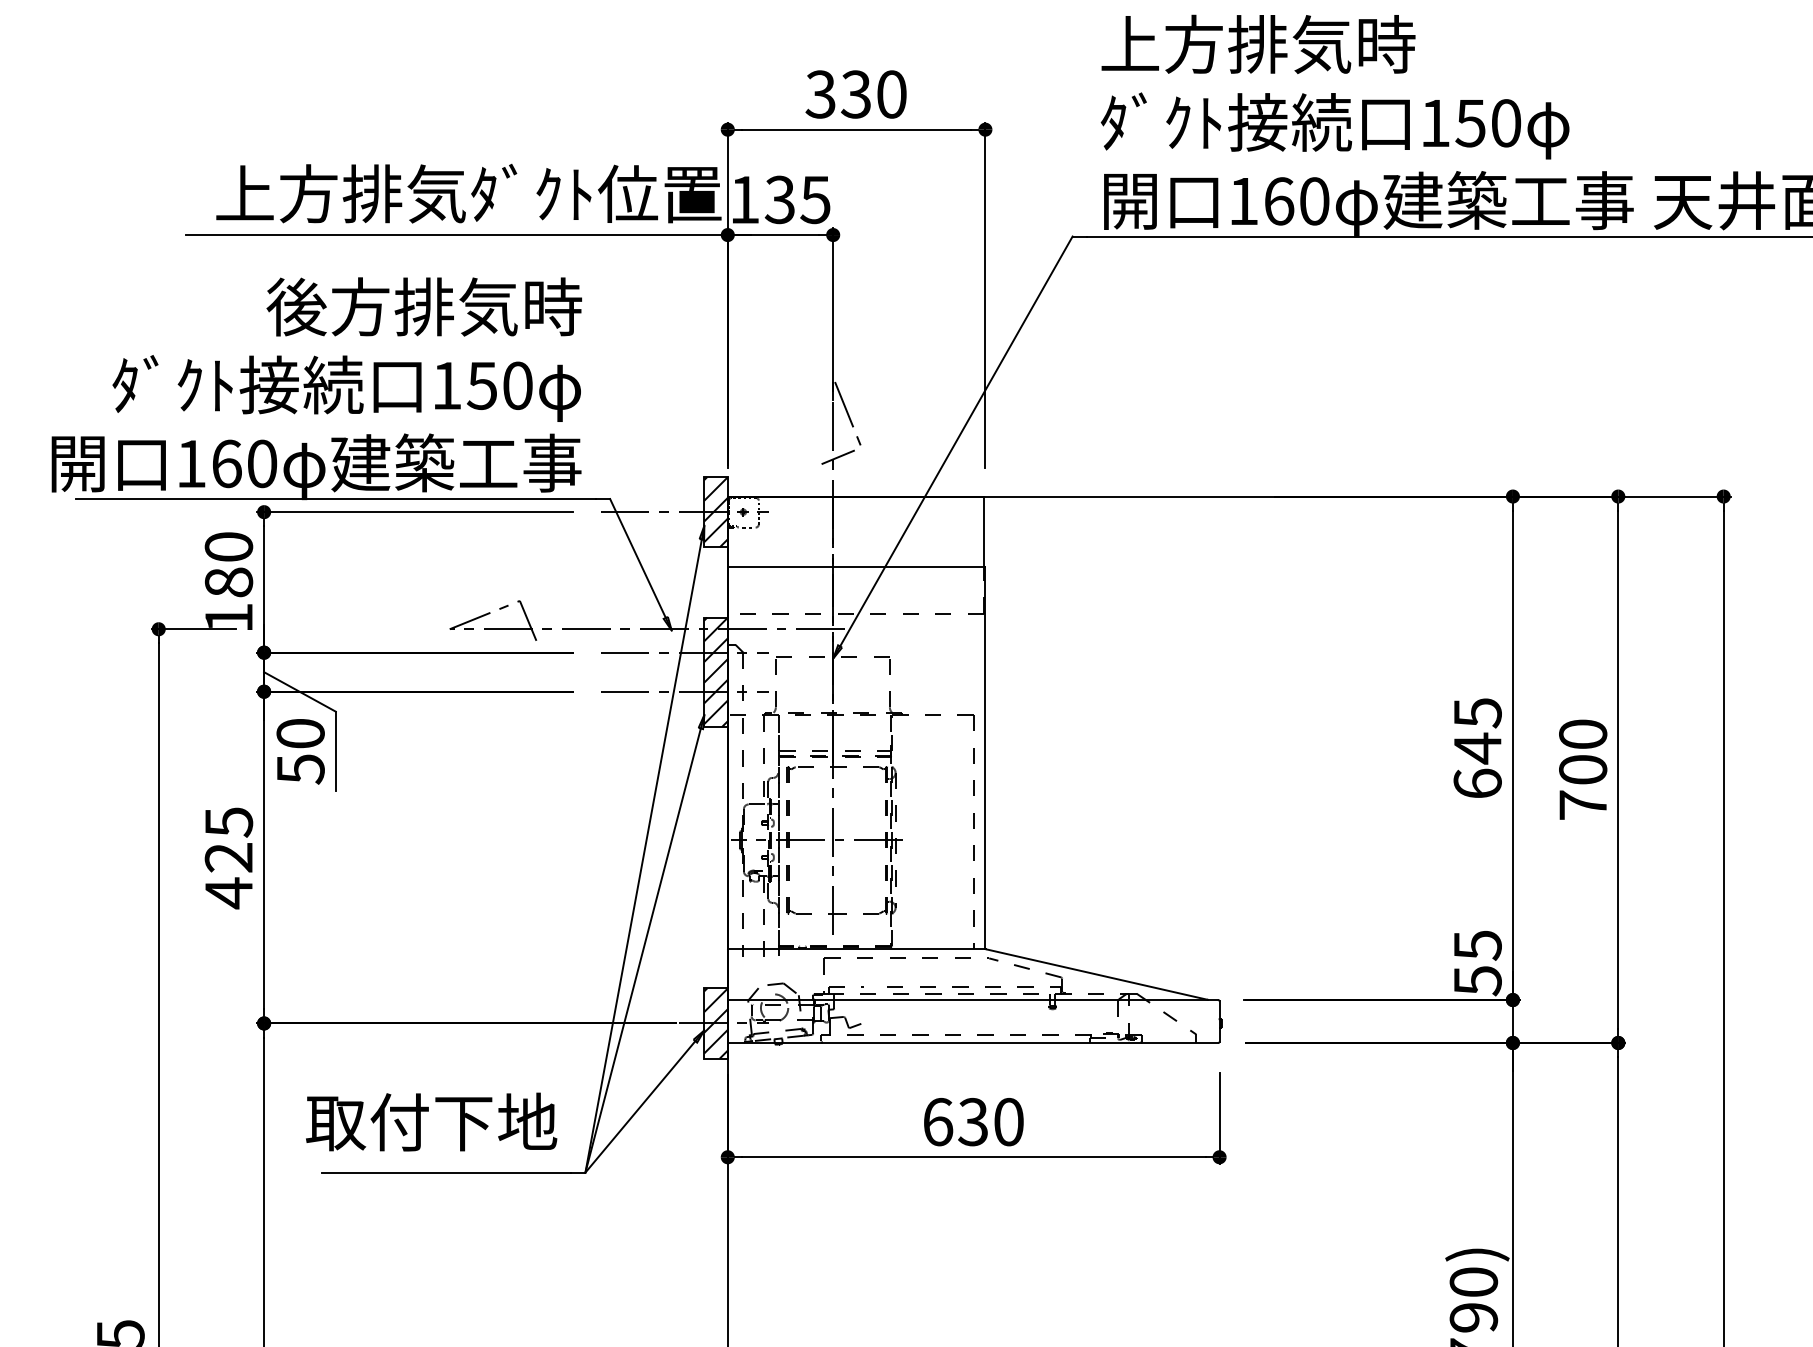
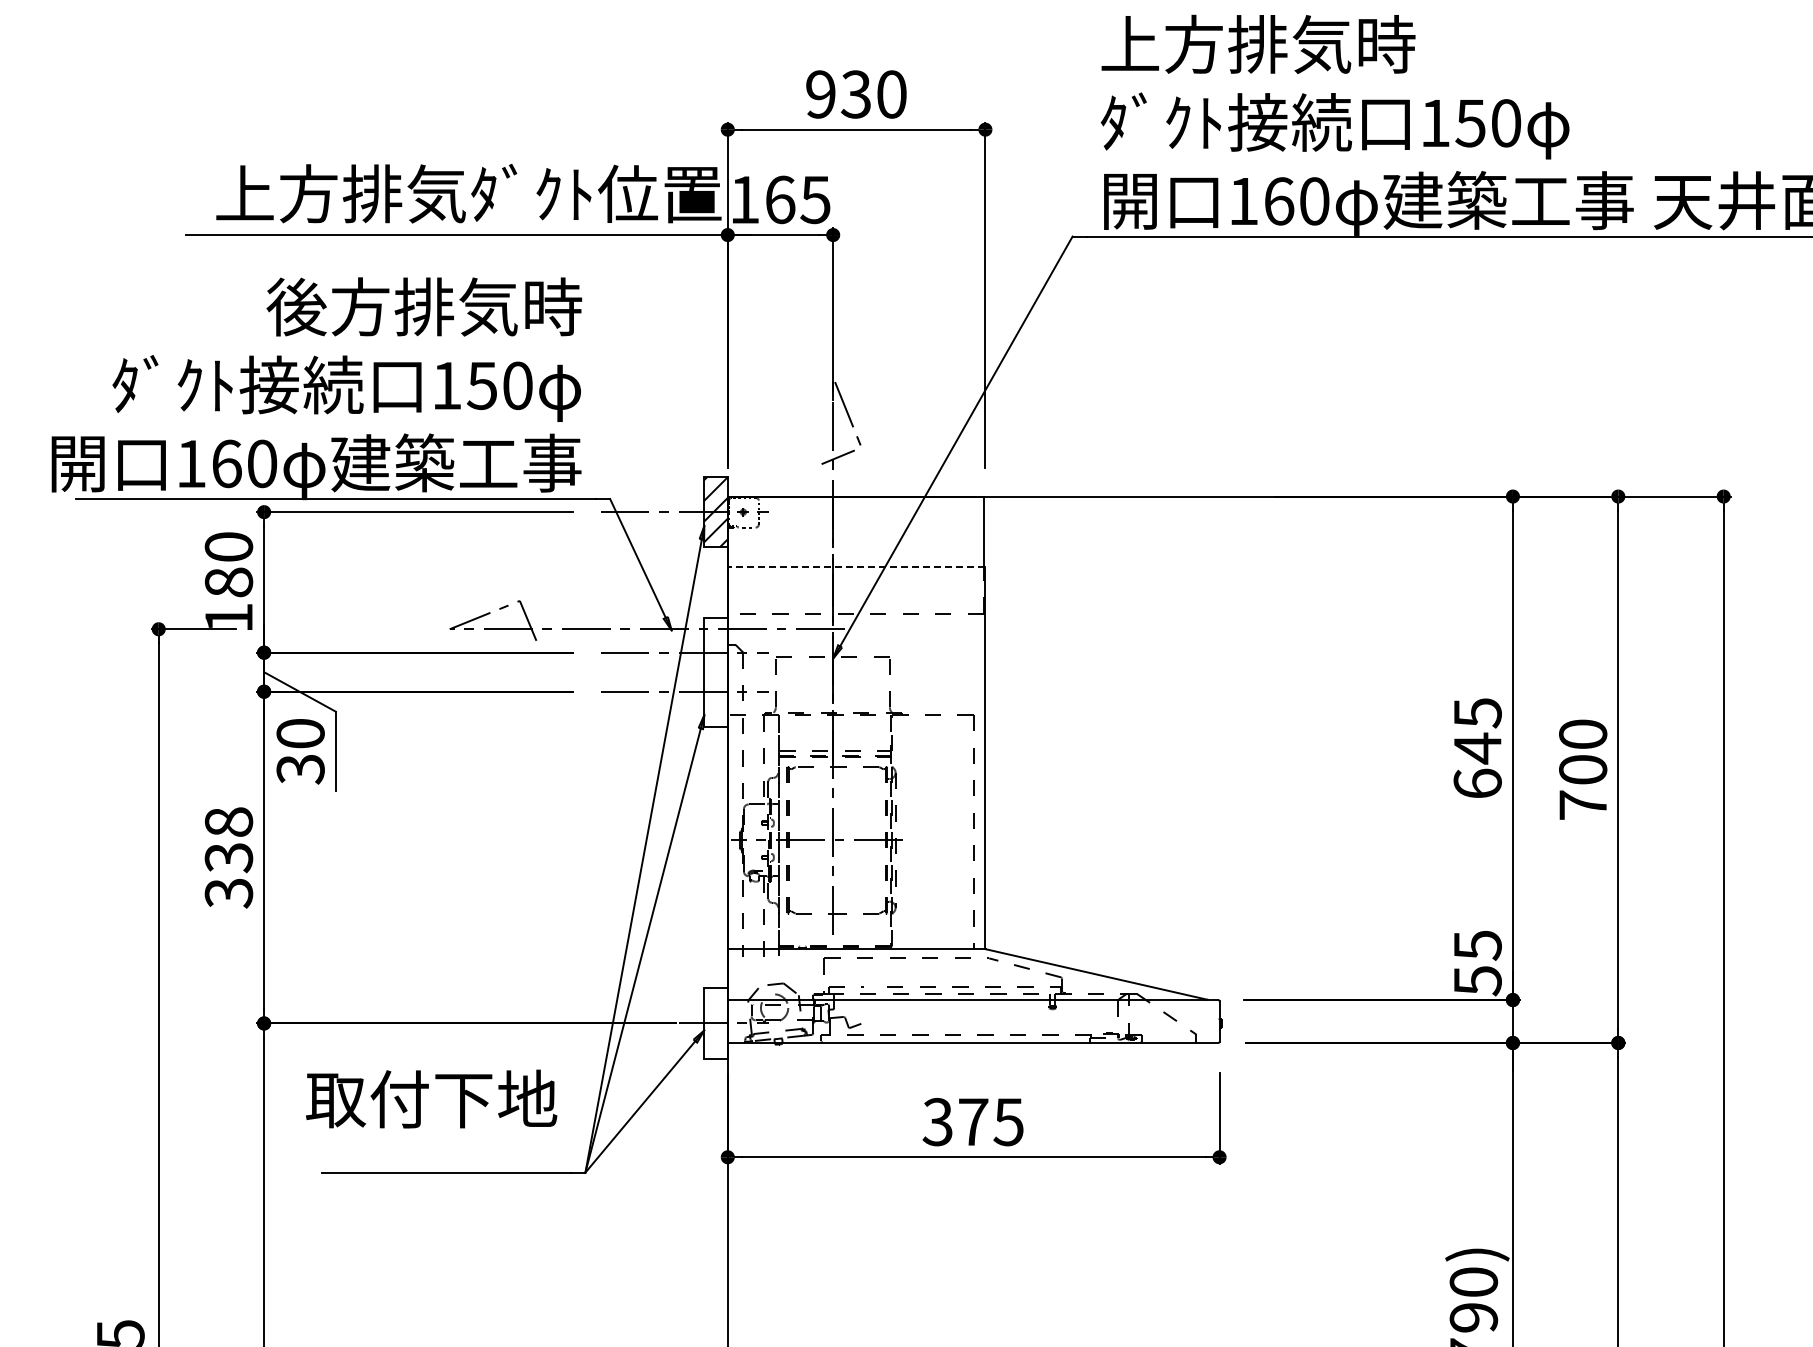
text: 330 -> 930 (820, 94)
text: 135 -> 165 (779, 199)
line: solid -> dashed (856, 566)
hatch: present -> none (715, 671)
text: 50 -> 30 (300, 769)
text: 425 -> 338 (228, 858)
hatch: present -> none (715, 1023)
text position: (431, 1121) -> (431, 1098) (431, 1098)
text: 630 -> 375 (972, 1121)
